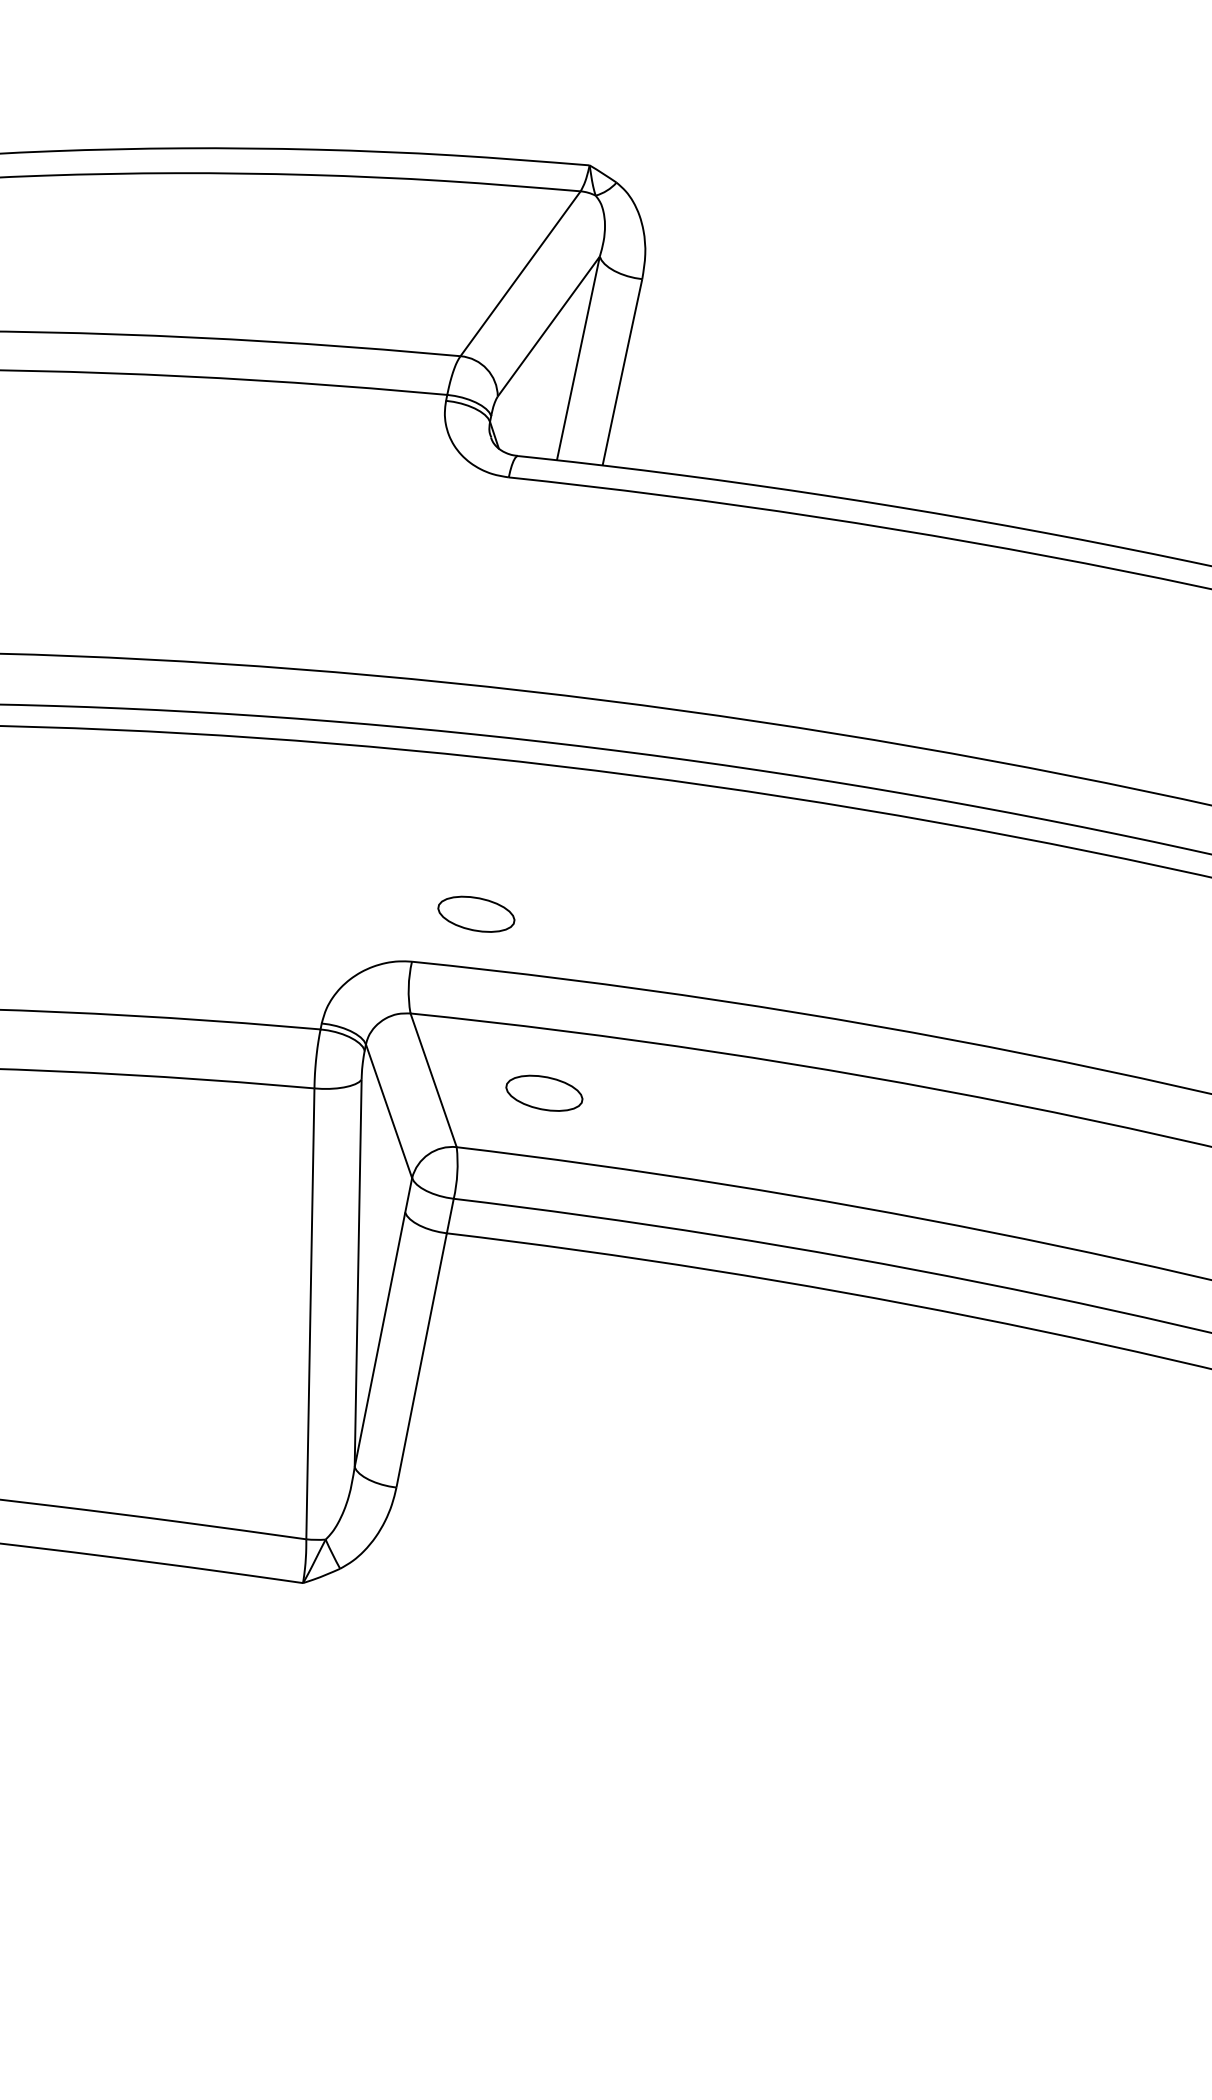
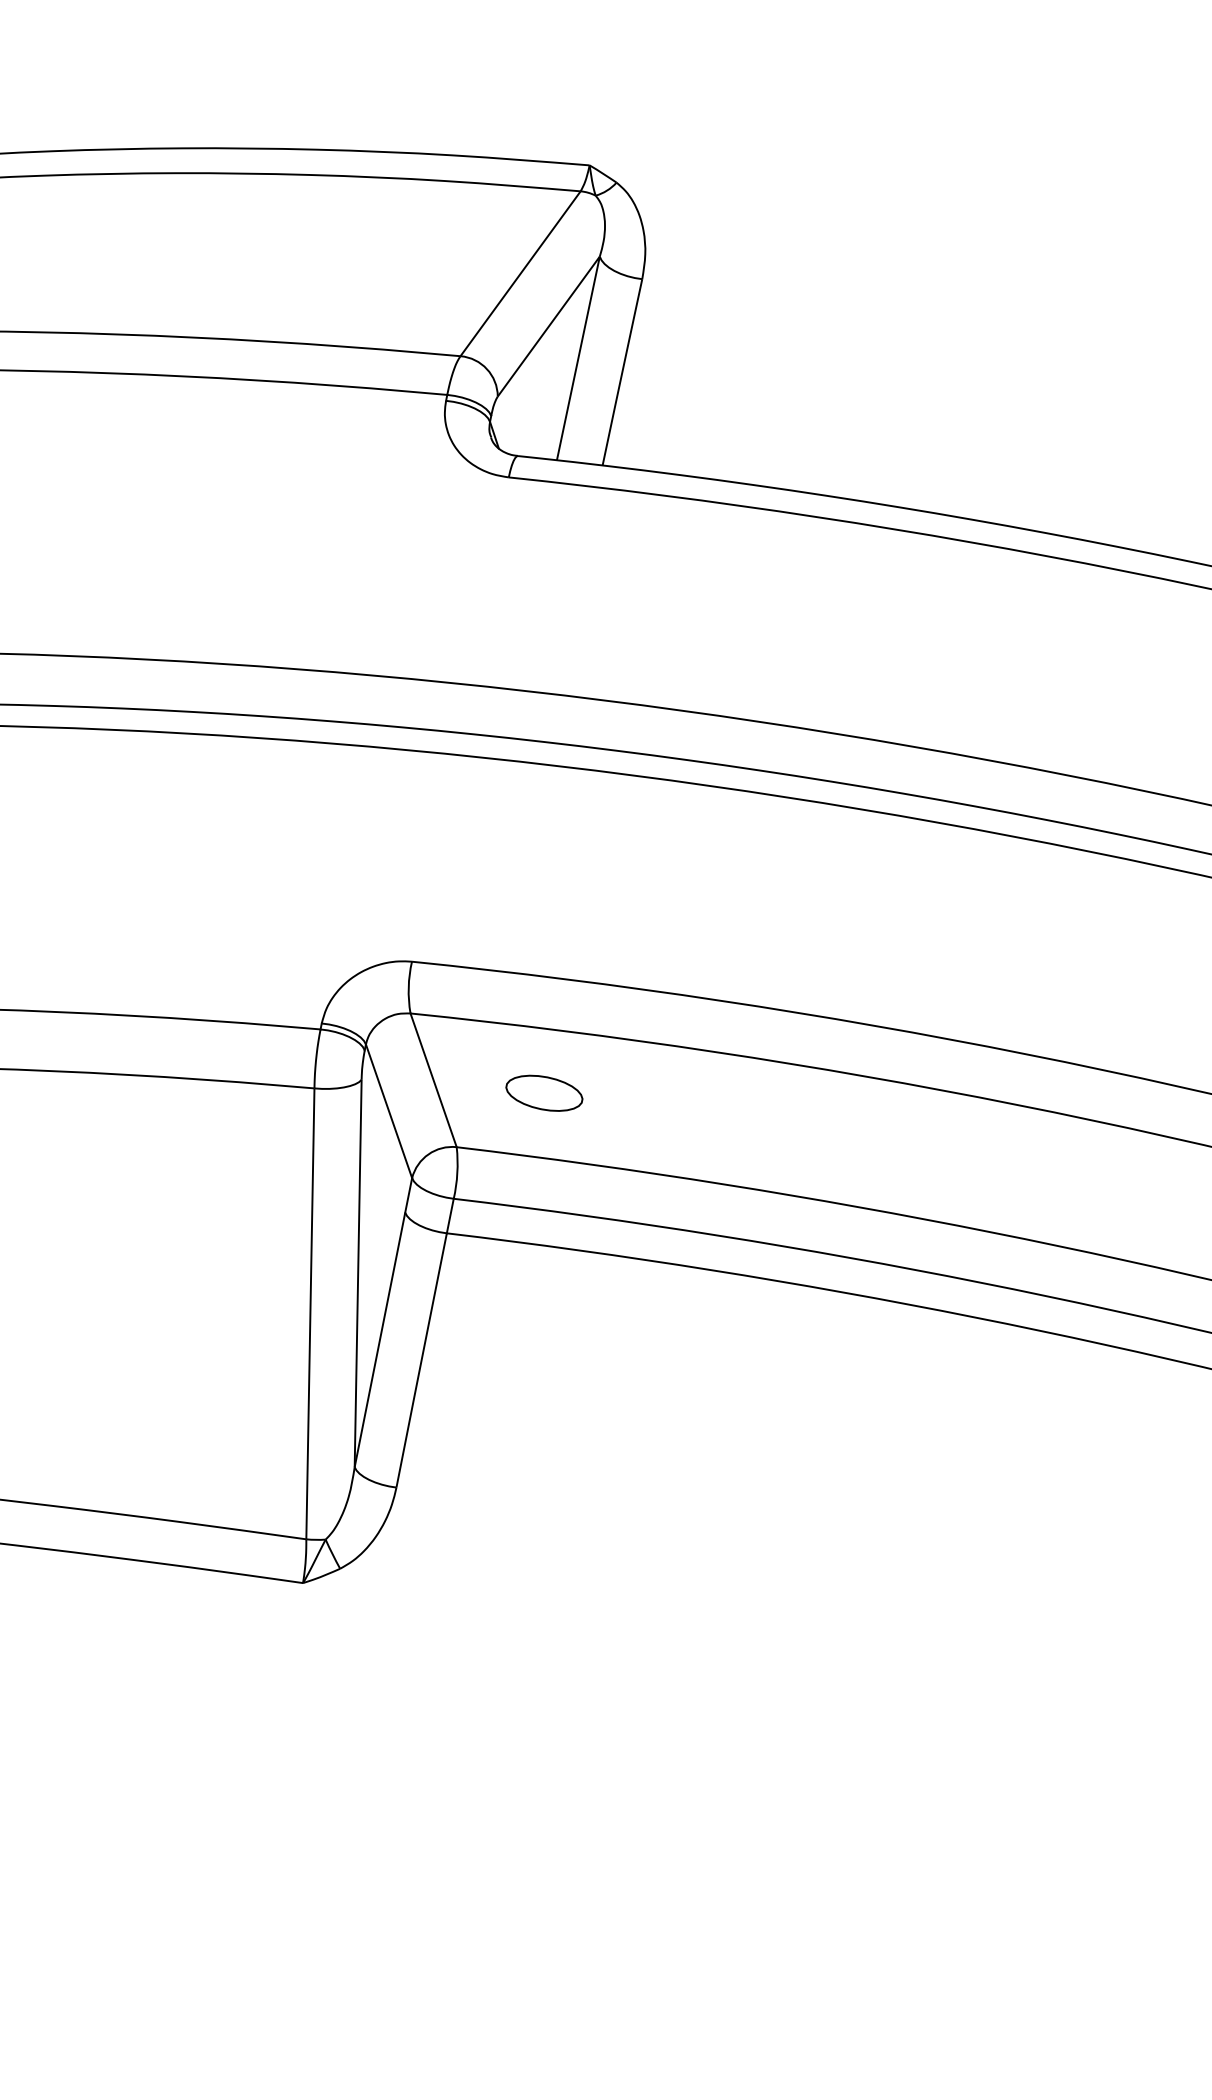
part: present -> none (476, 913)
